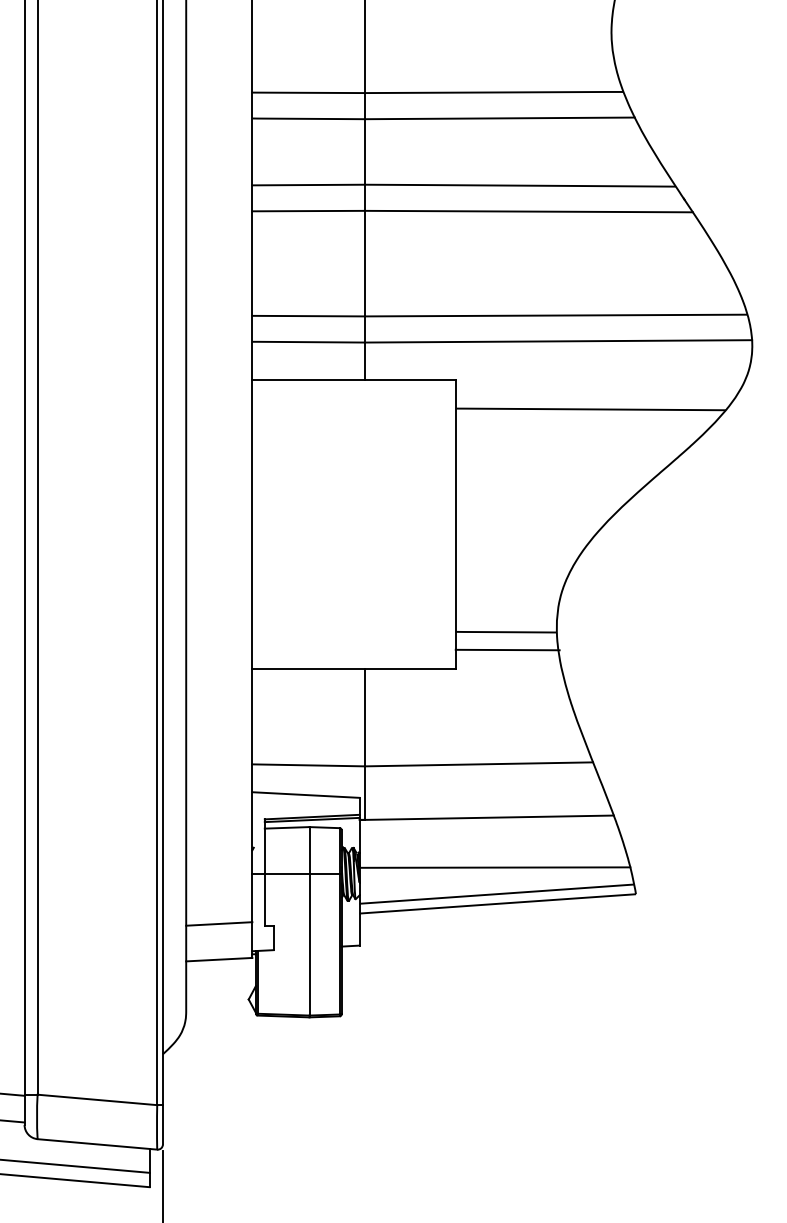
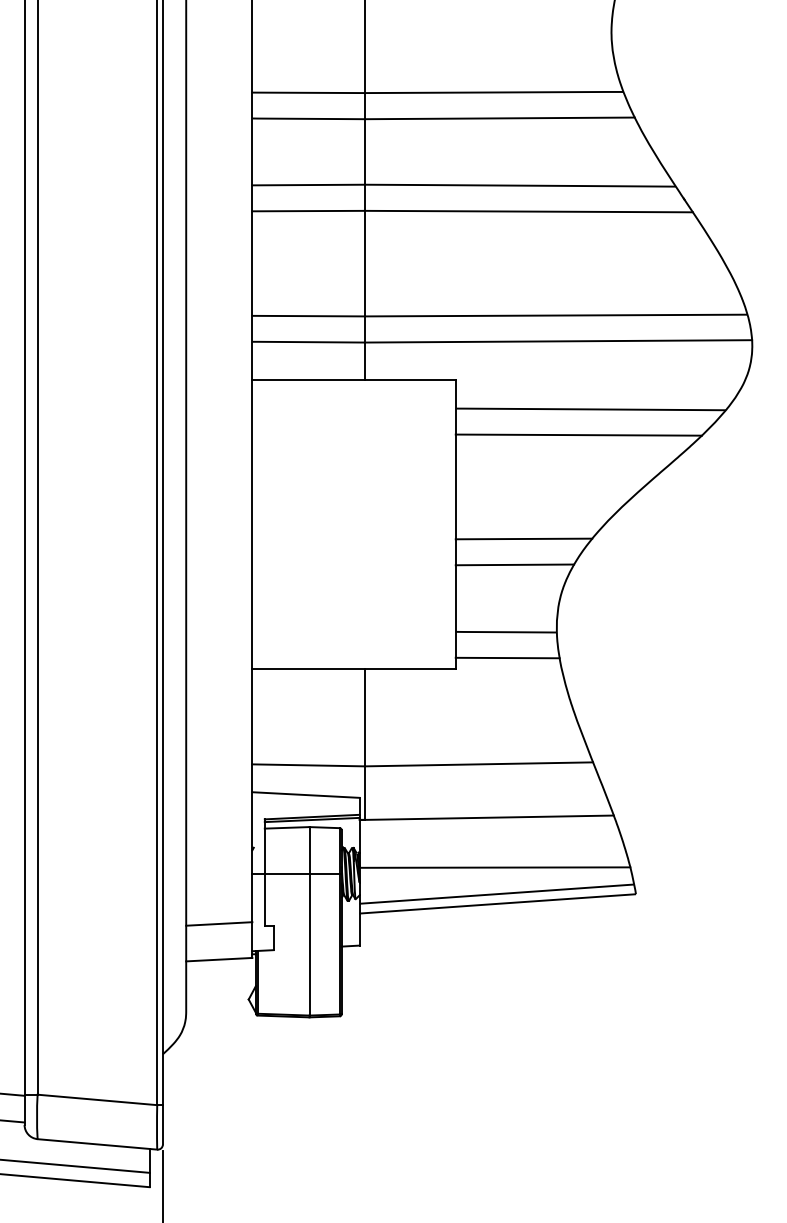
line: none -> present (578, 434)
line: none -> present (523, 538)
line: none -> present (514, 564)
line position: (507, 649) -> (507, 657) (507, 657)
